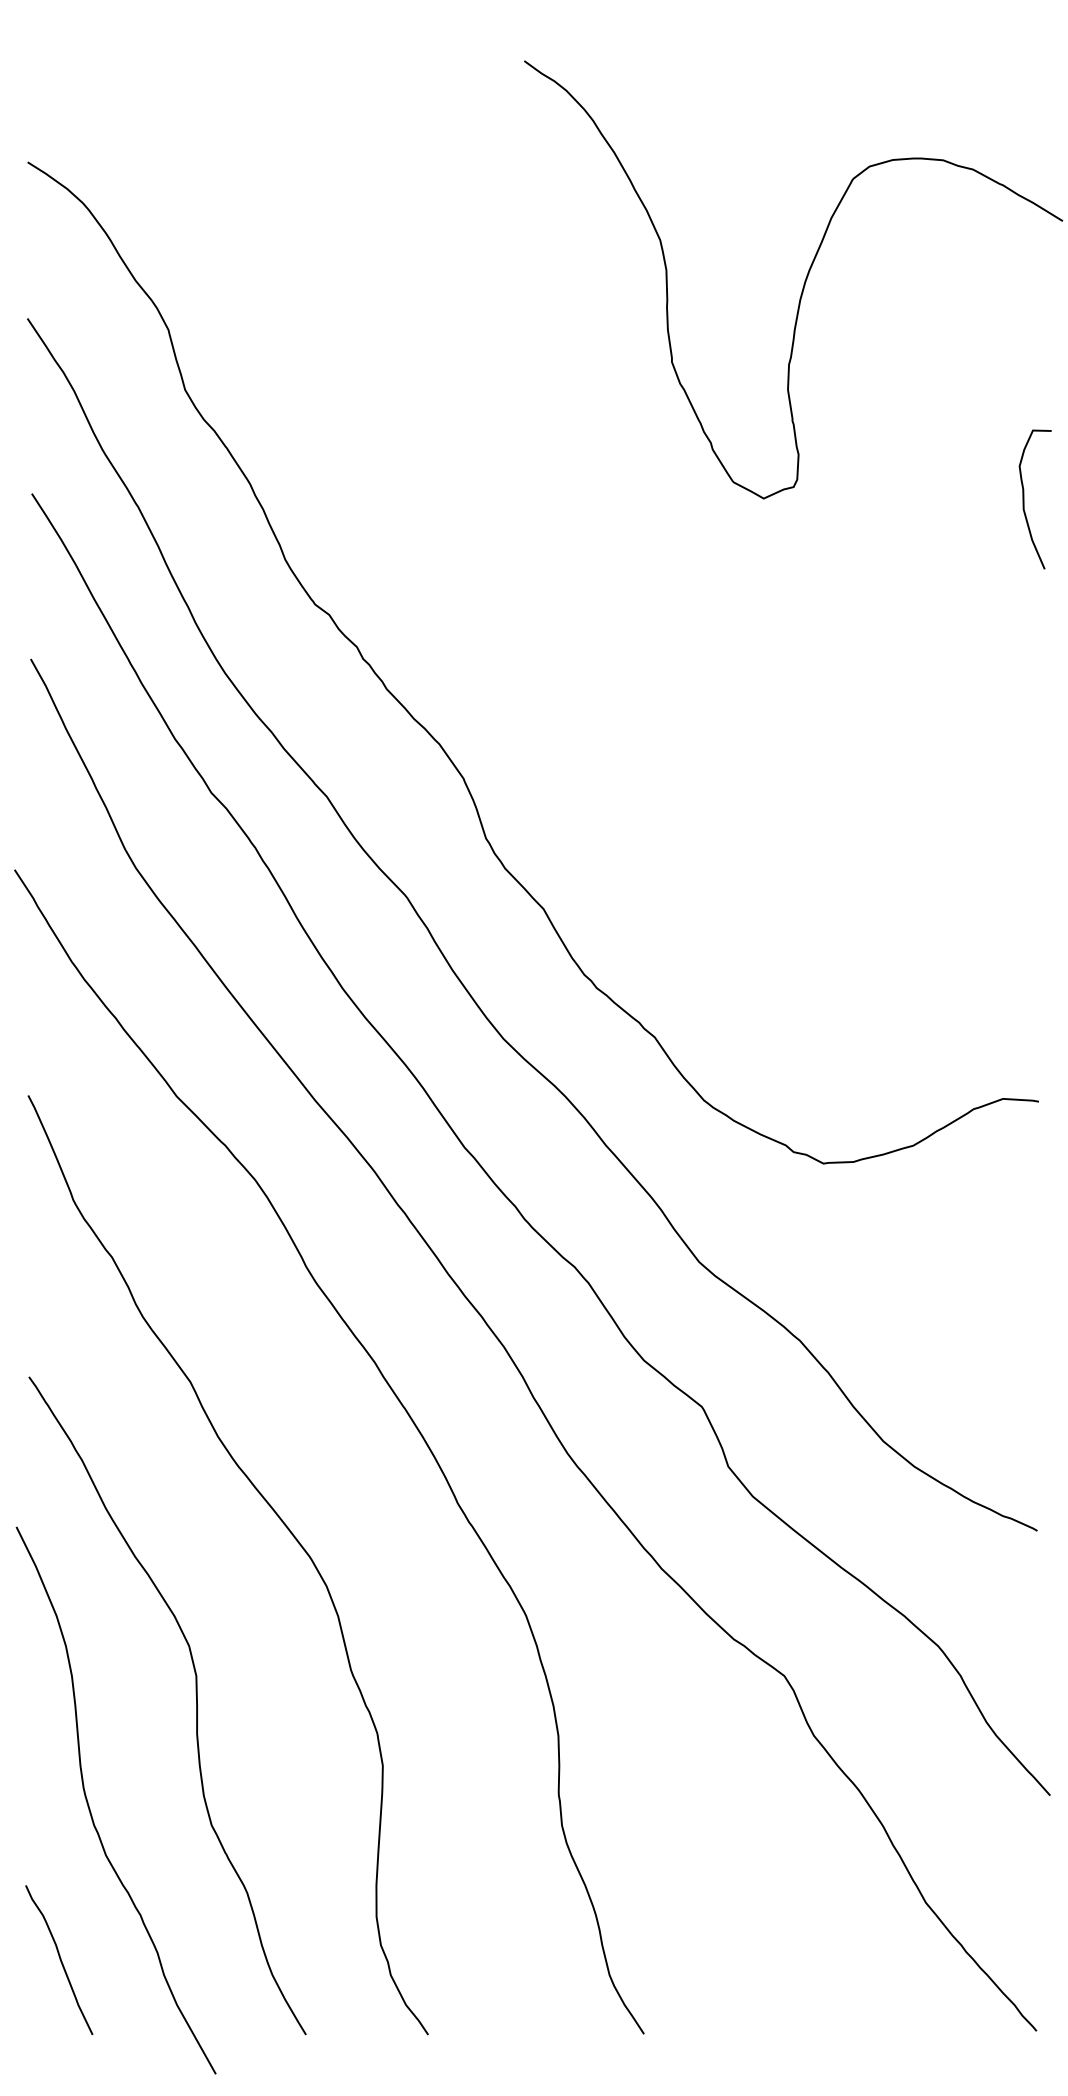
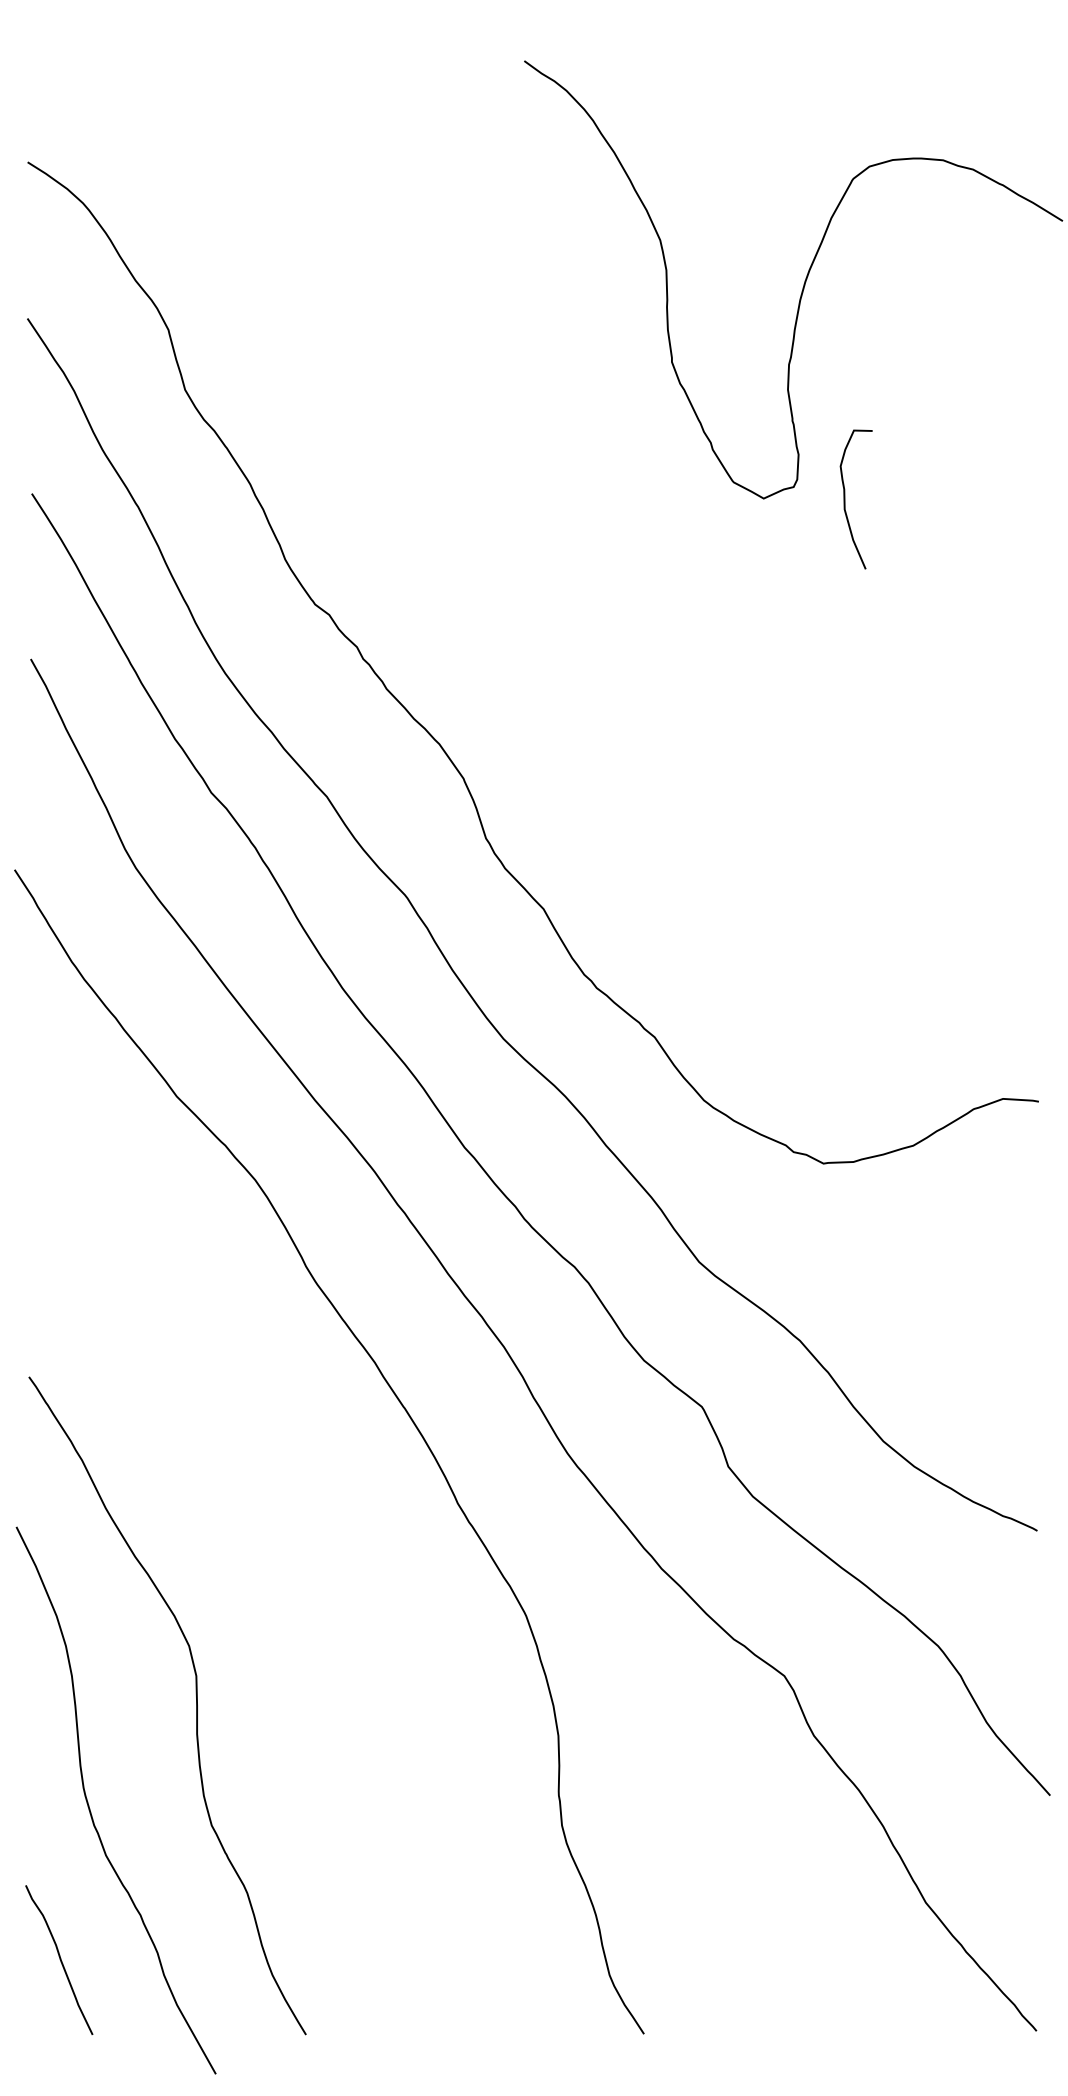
curve position: (1024, 499) -> (845, 499) (845, 499)
curve: present -> none (283, 1524)
